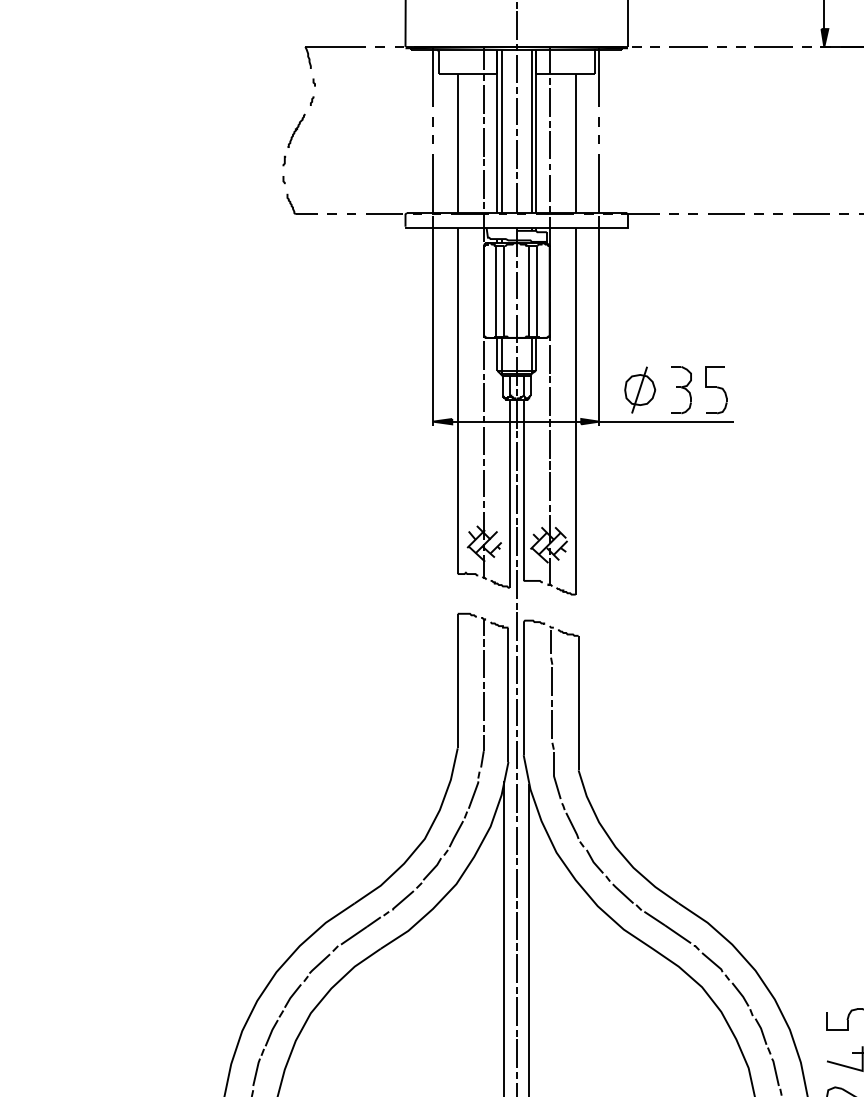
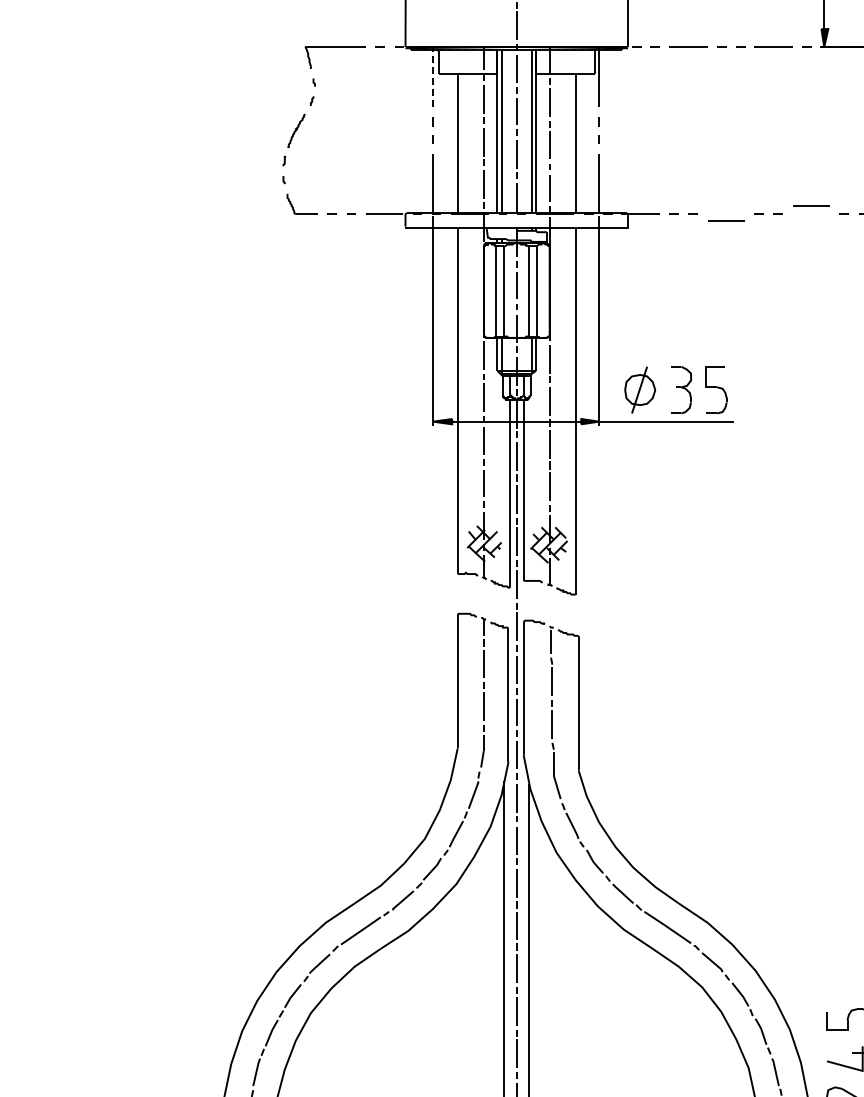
line: solid -> dashed (433, 76)
line position: (726, 213) -> (726, 220) (726, 220)
line position: (811, 213) -> (811, 205) (811, 205)
